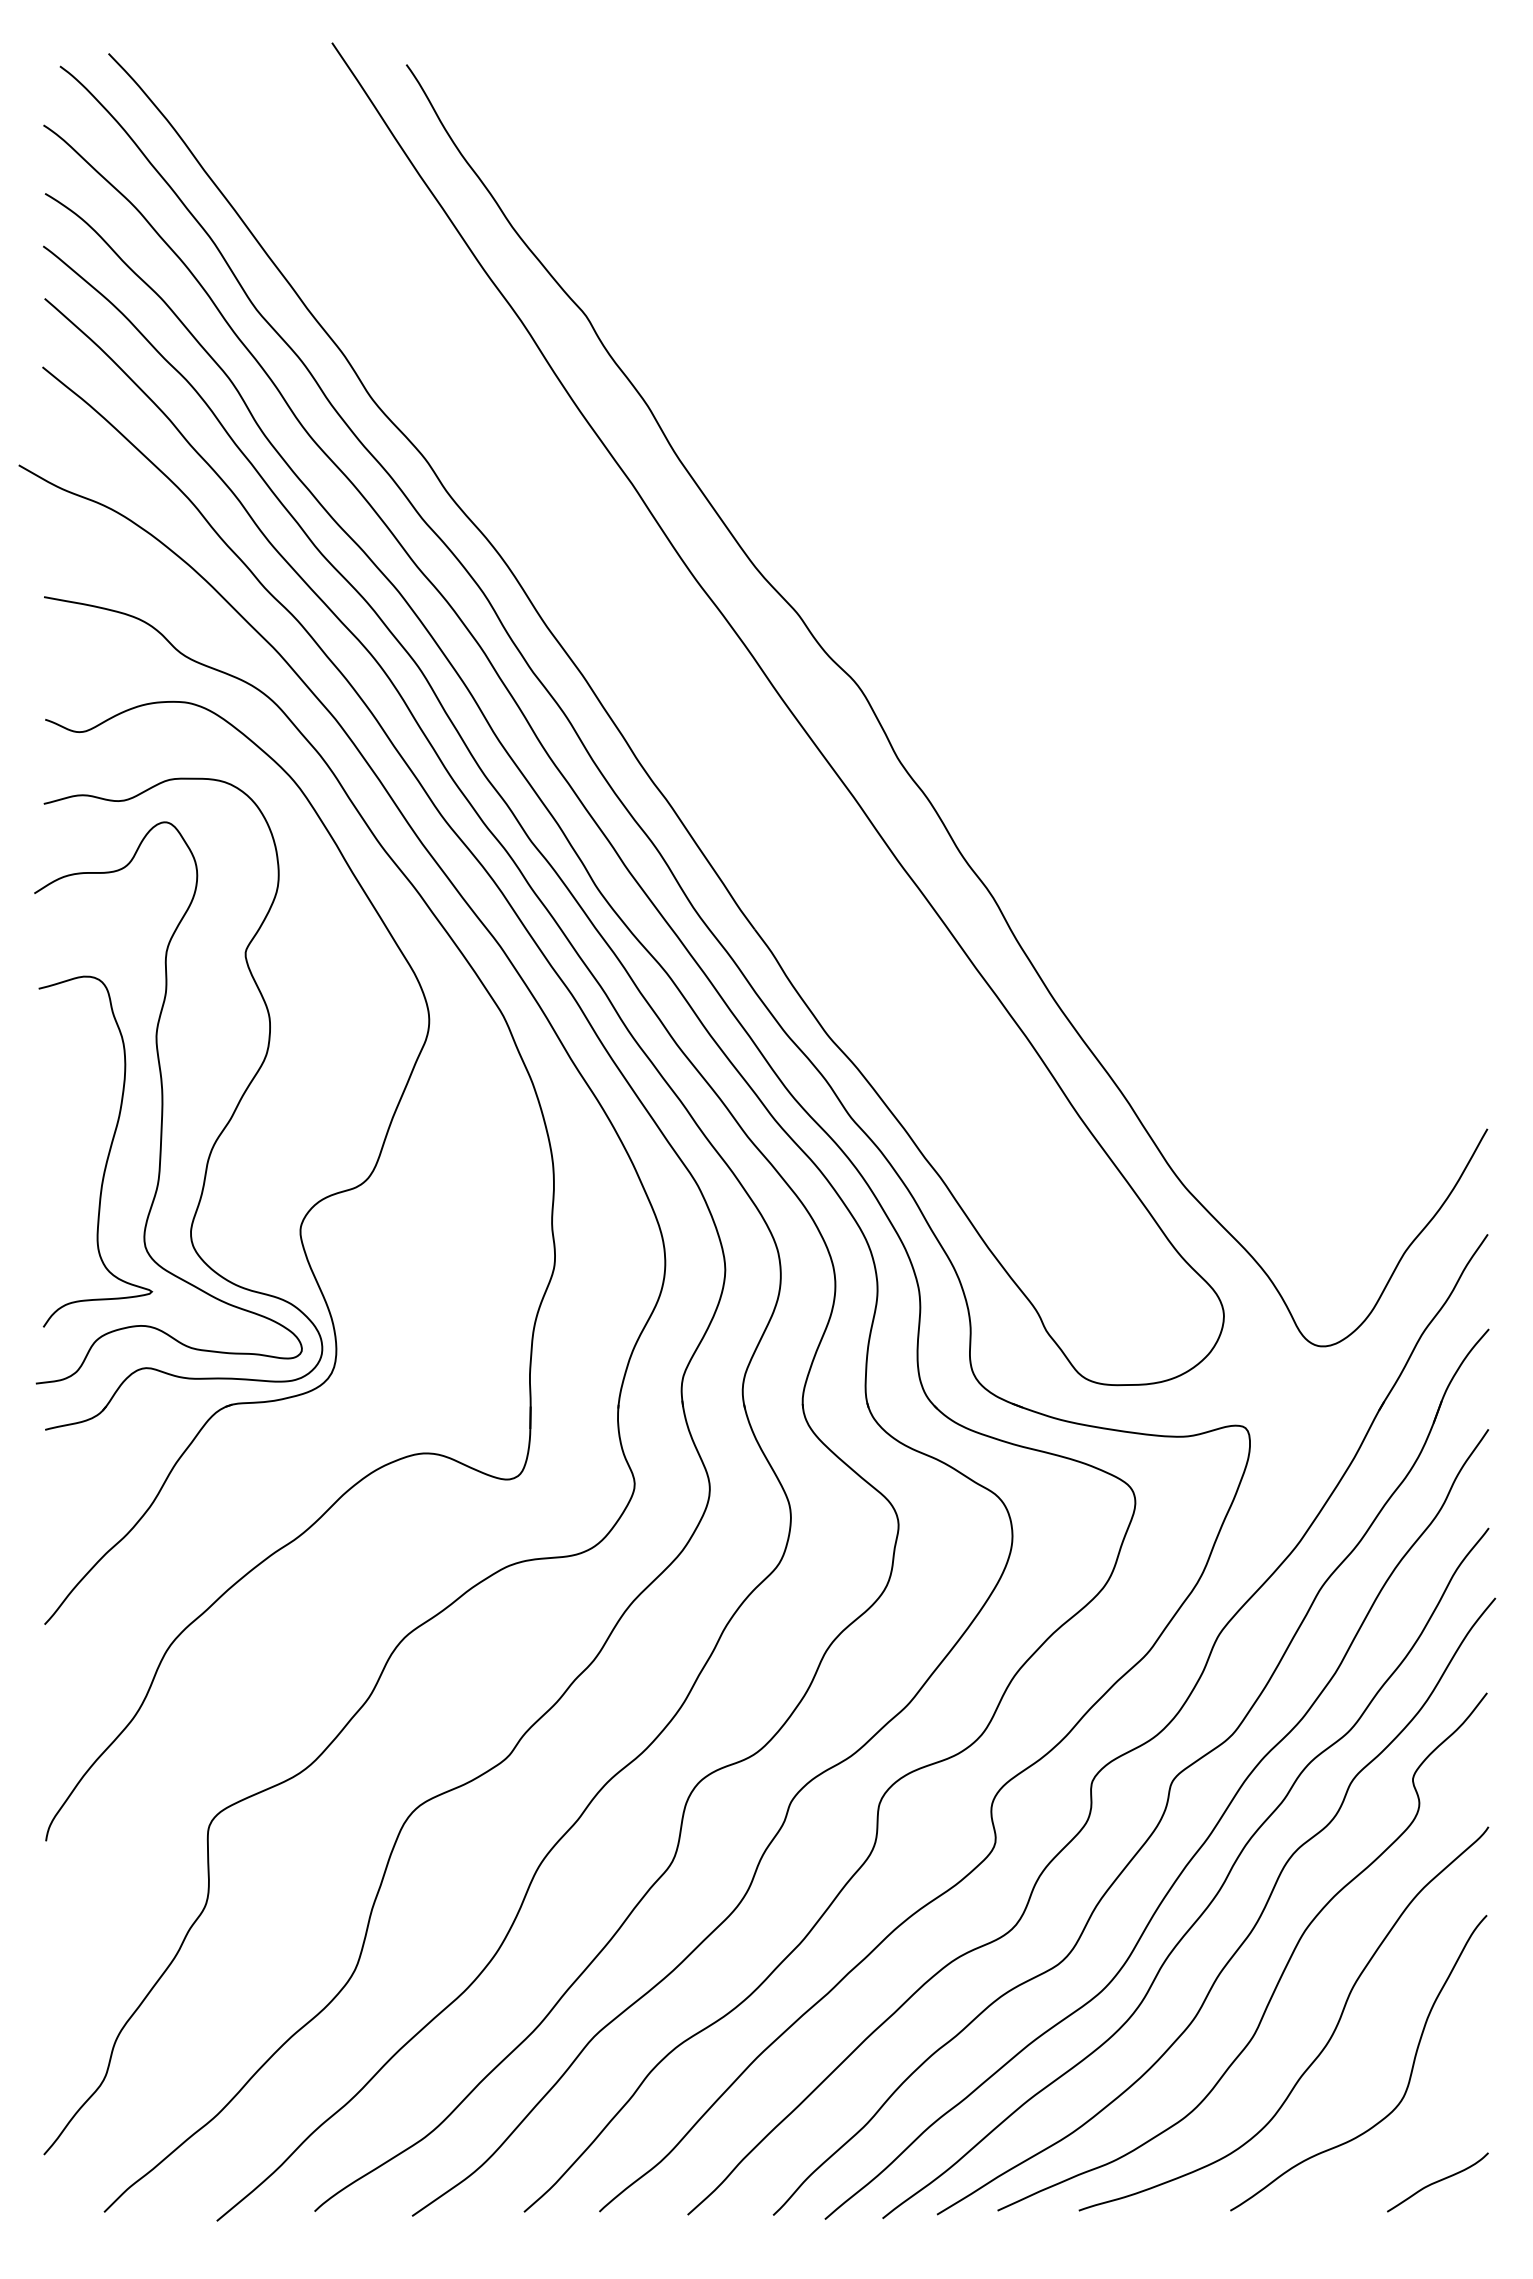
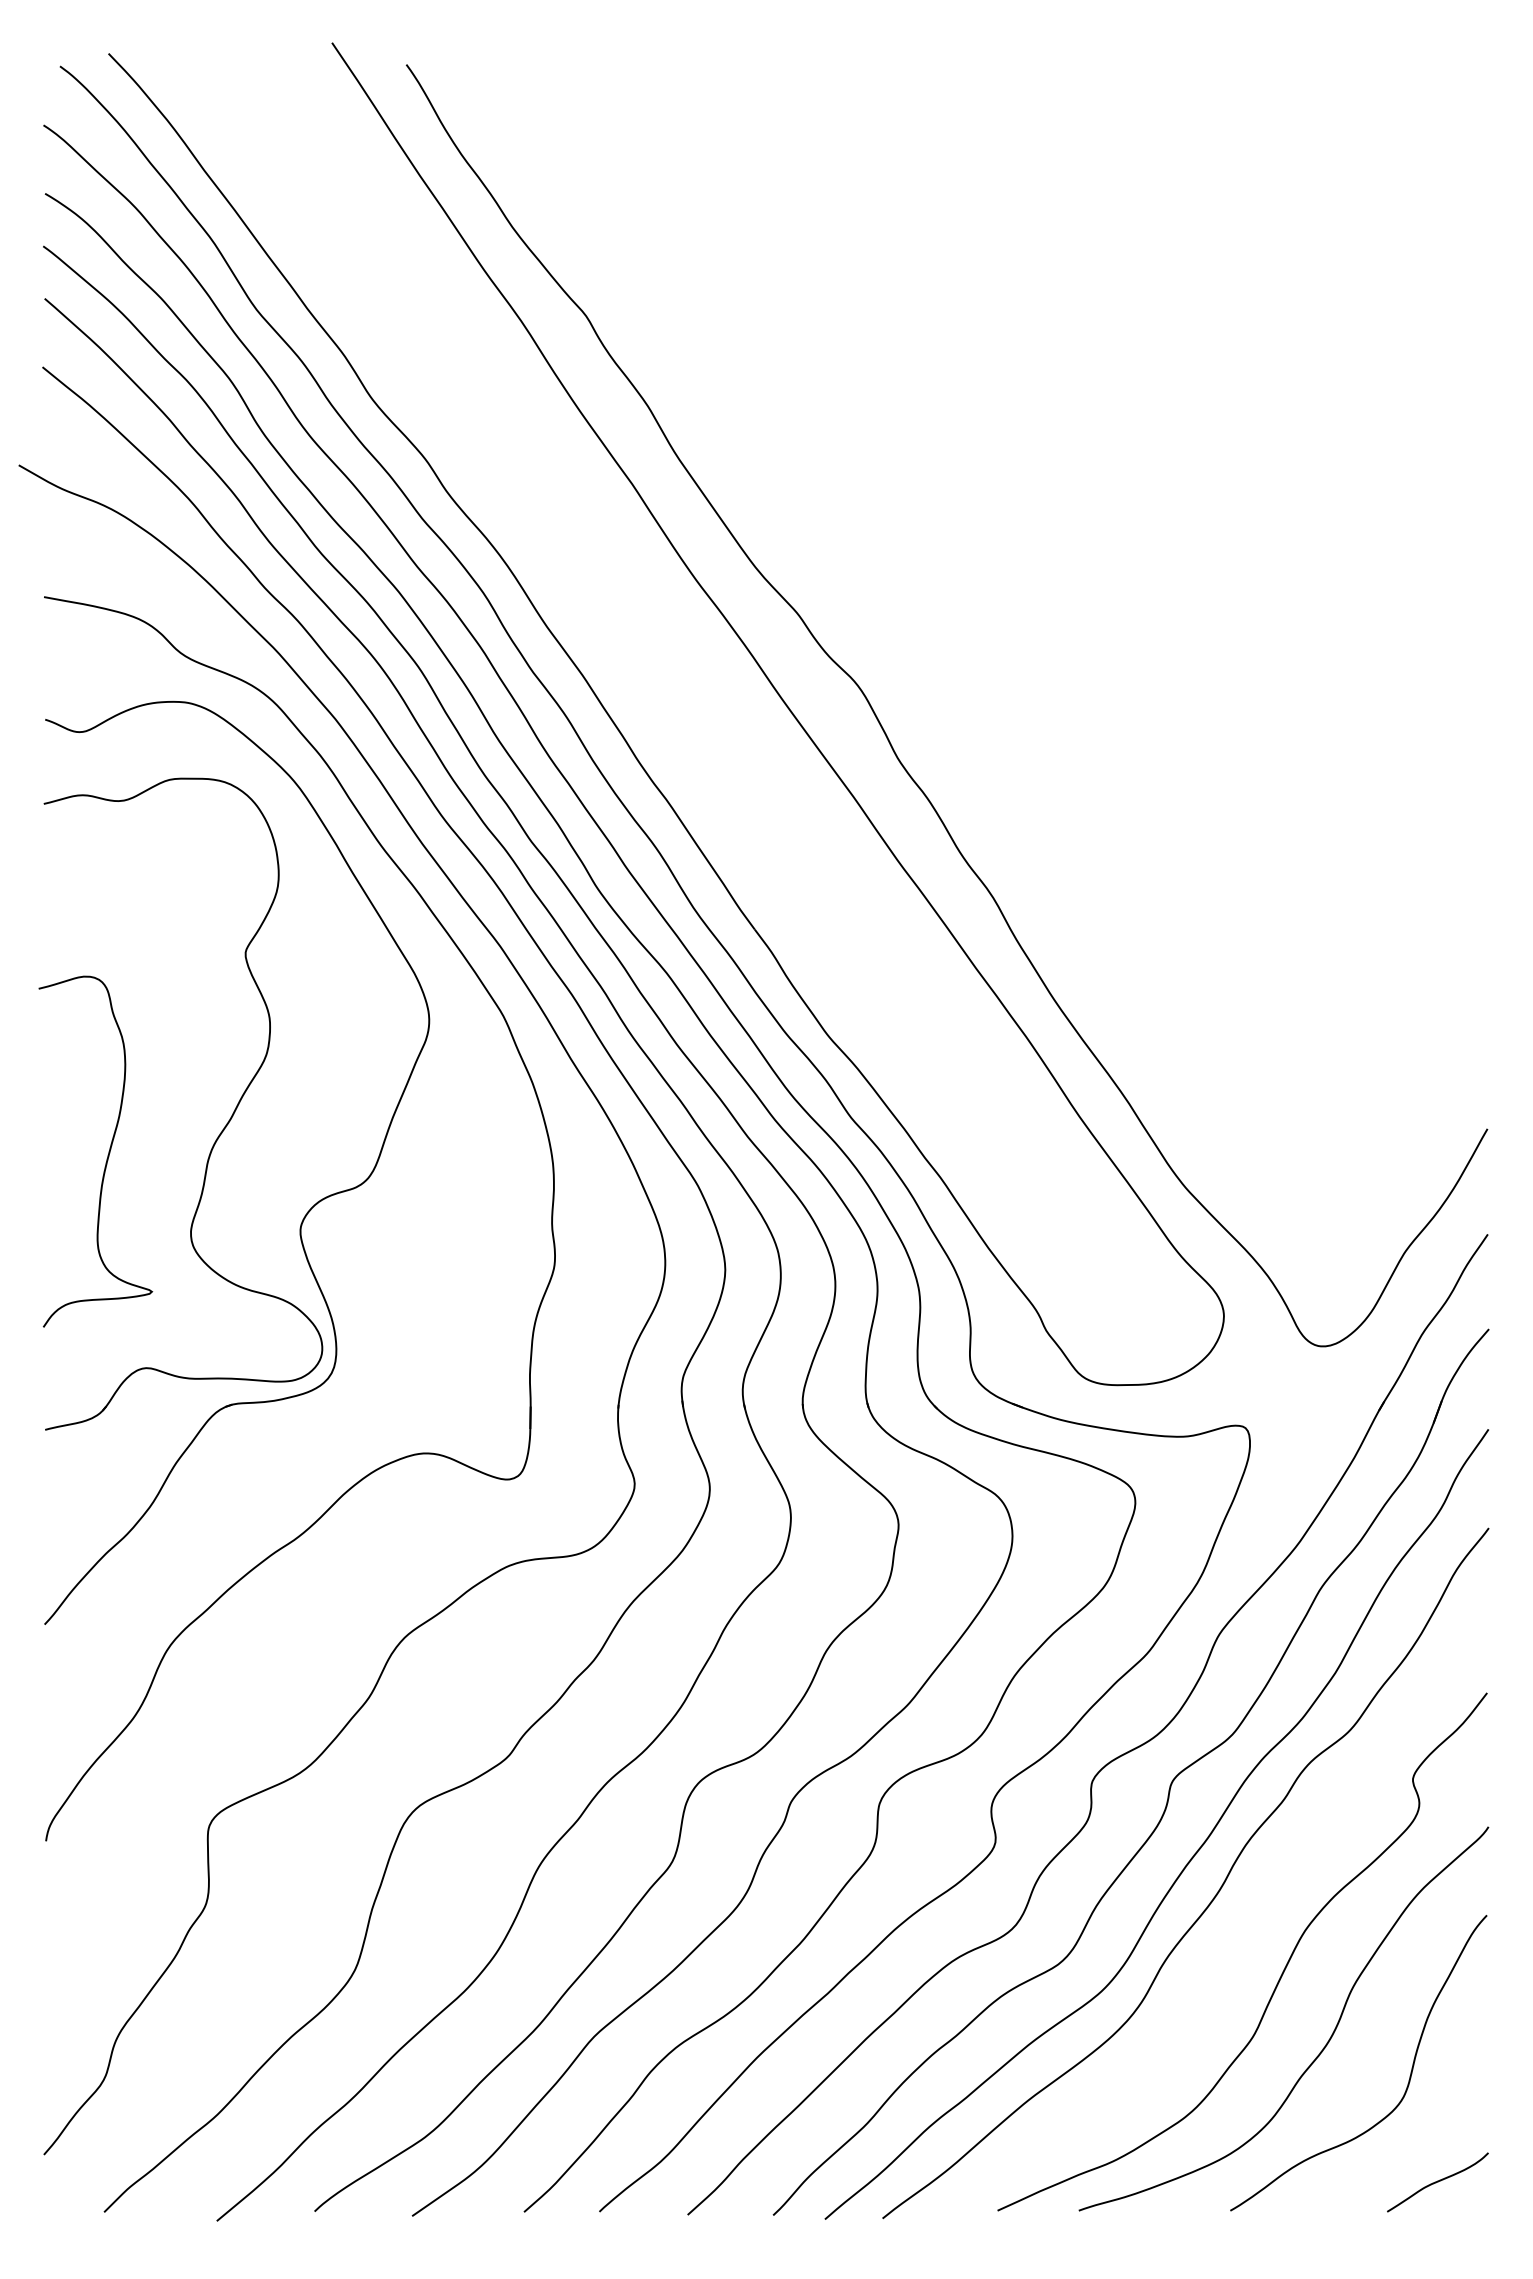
curve: present -> none (163, 1102)
curve: present -> none (1252, 1927)
